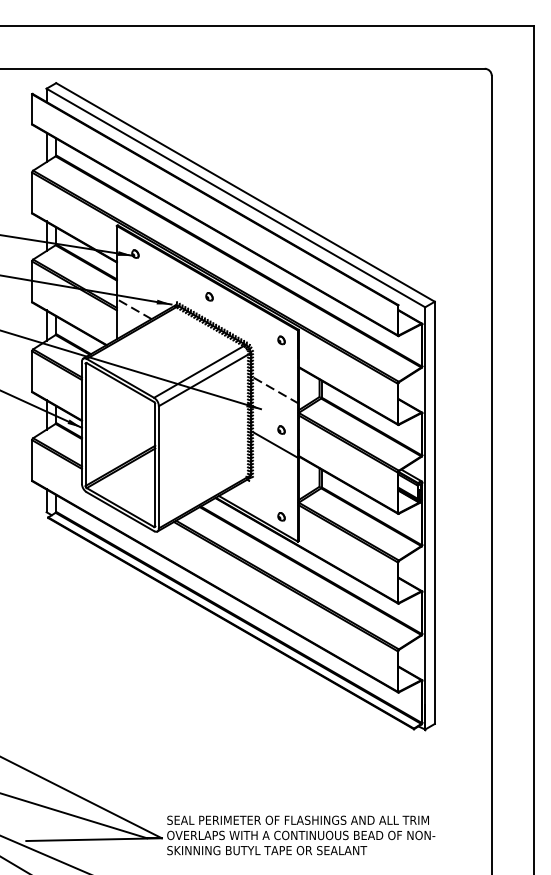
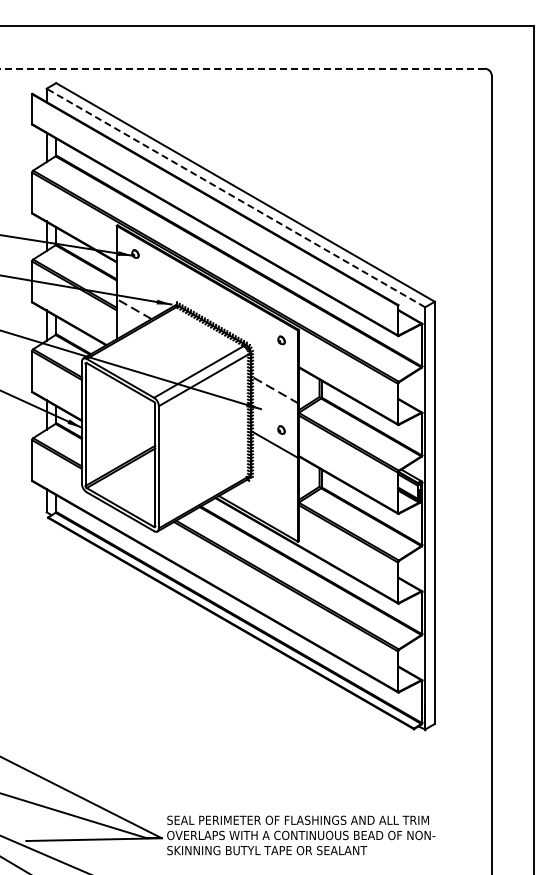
line: solid -> dashed (241, 68)
line: solid -> dashed (235, 198)
part: present -> none (209, 296)
part: present -> none (281, 516)
